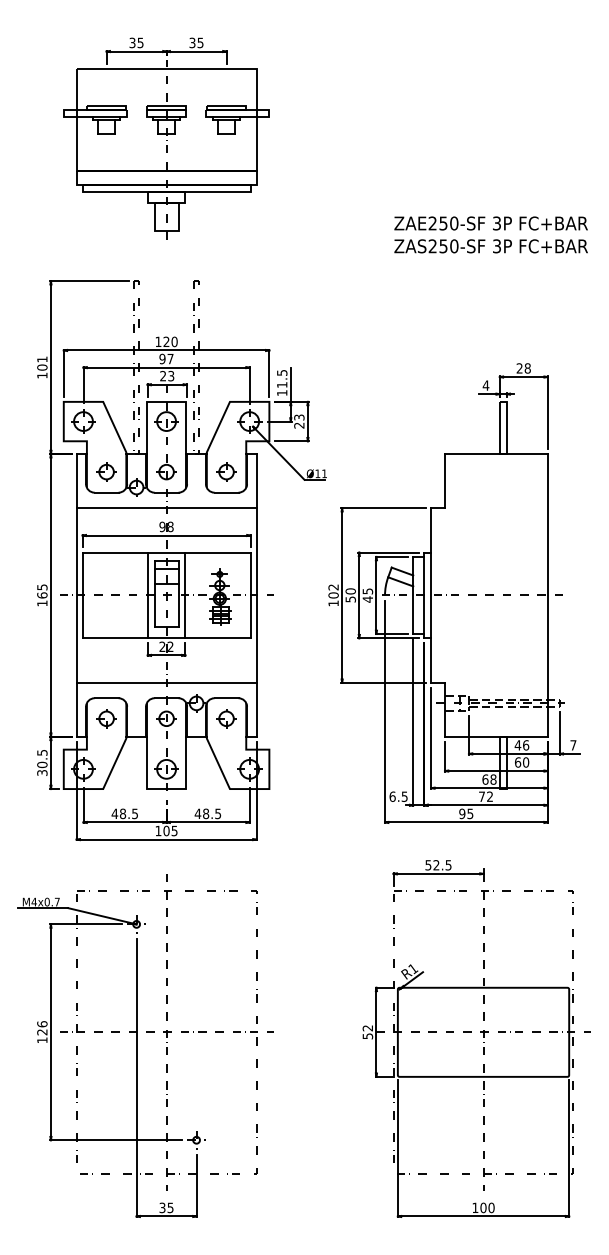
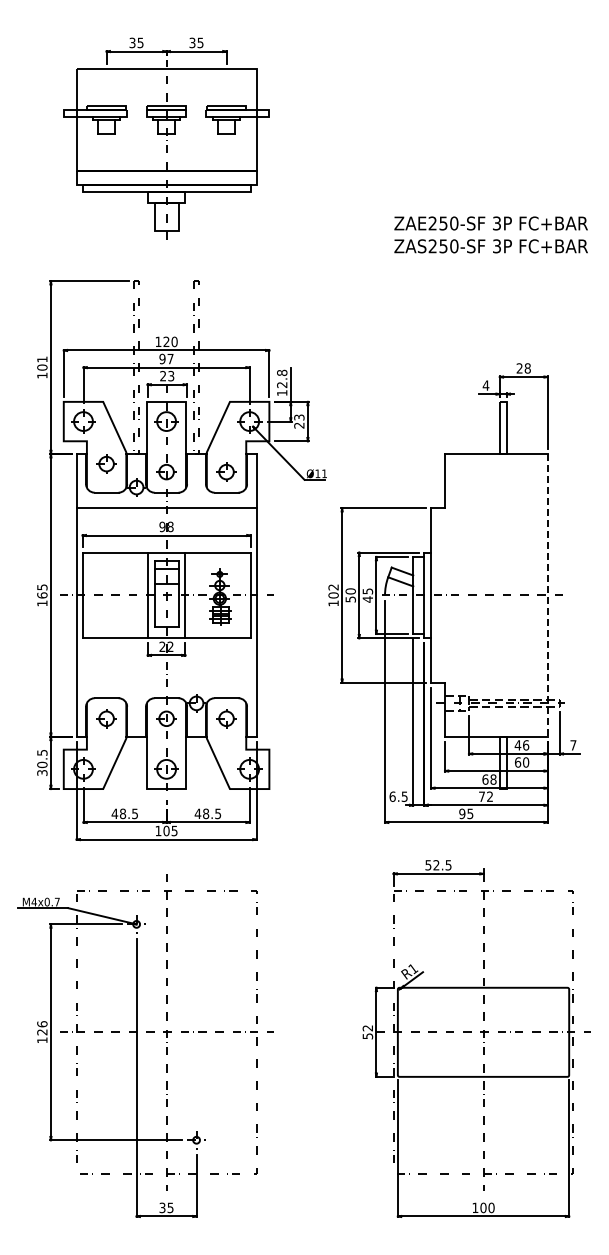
text: 11.5 -> 12.8 (282, 378)
part position: (106, 471) -> (106, 463) (106, 463)
line: solid -> dashed (547, 595)
line: present -> none (166, 682)
